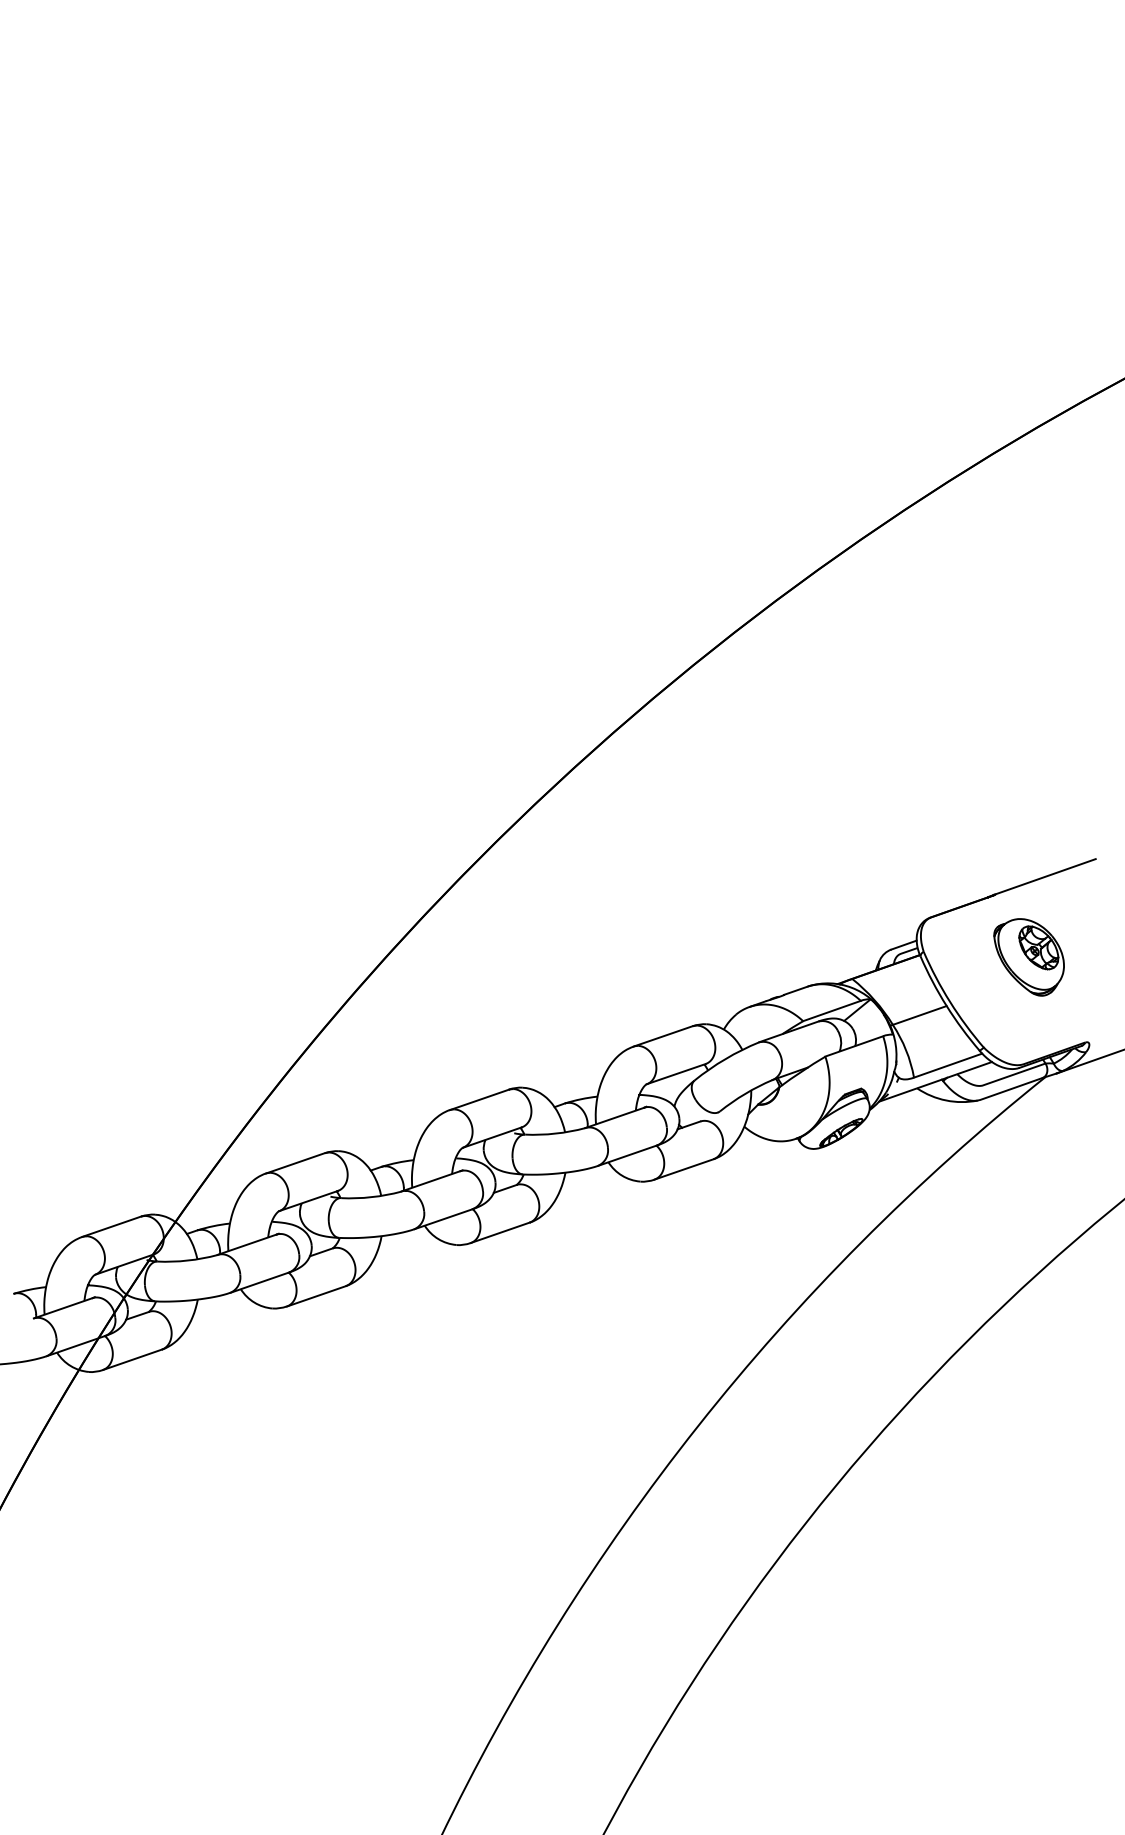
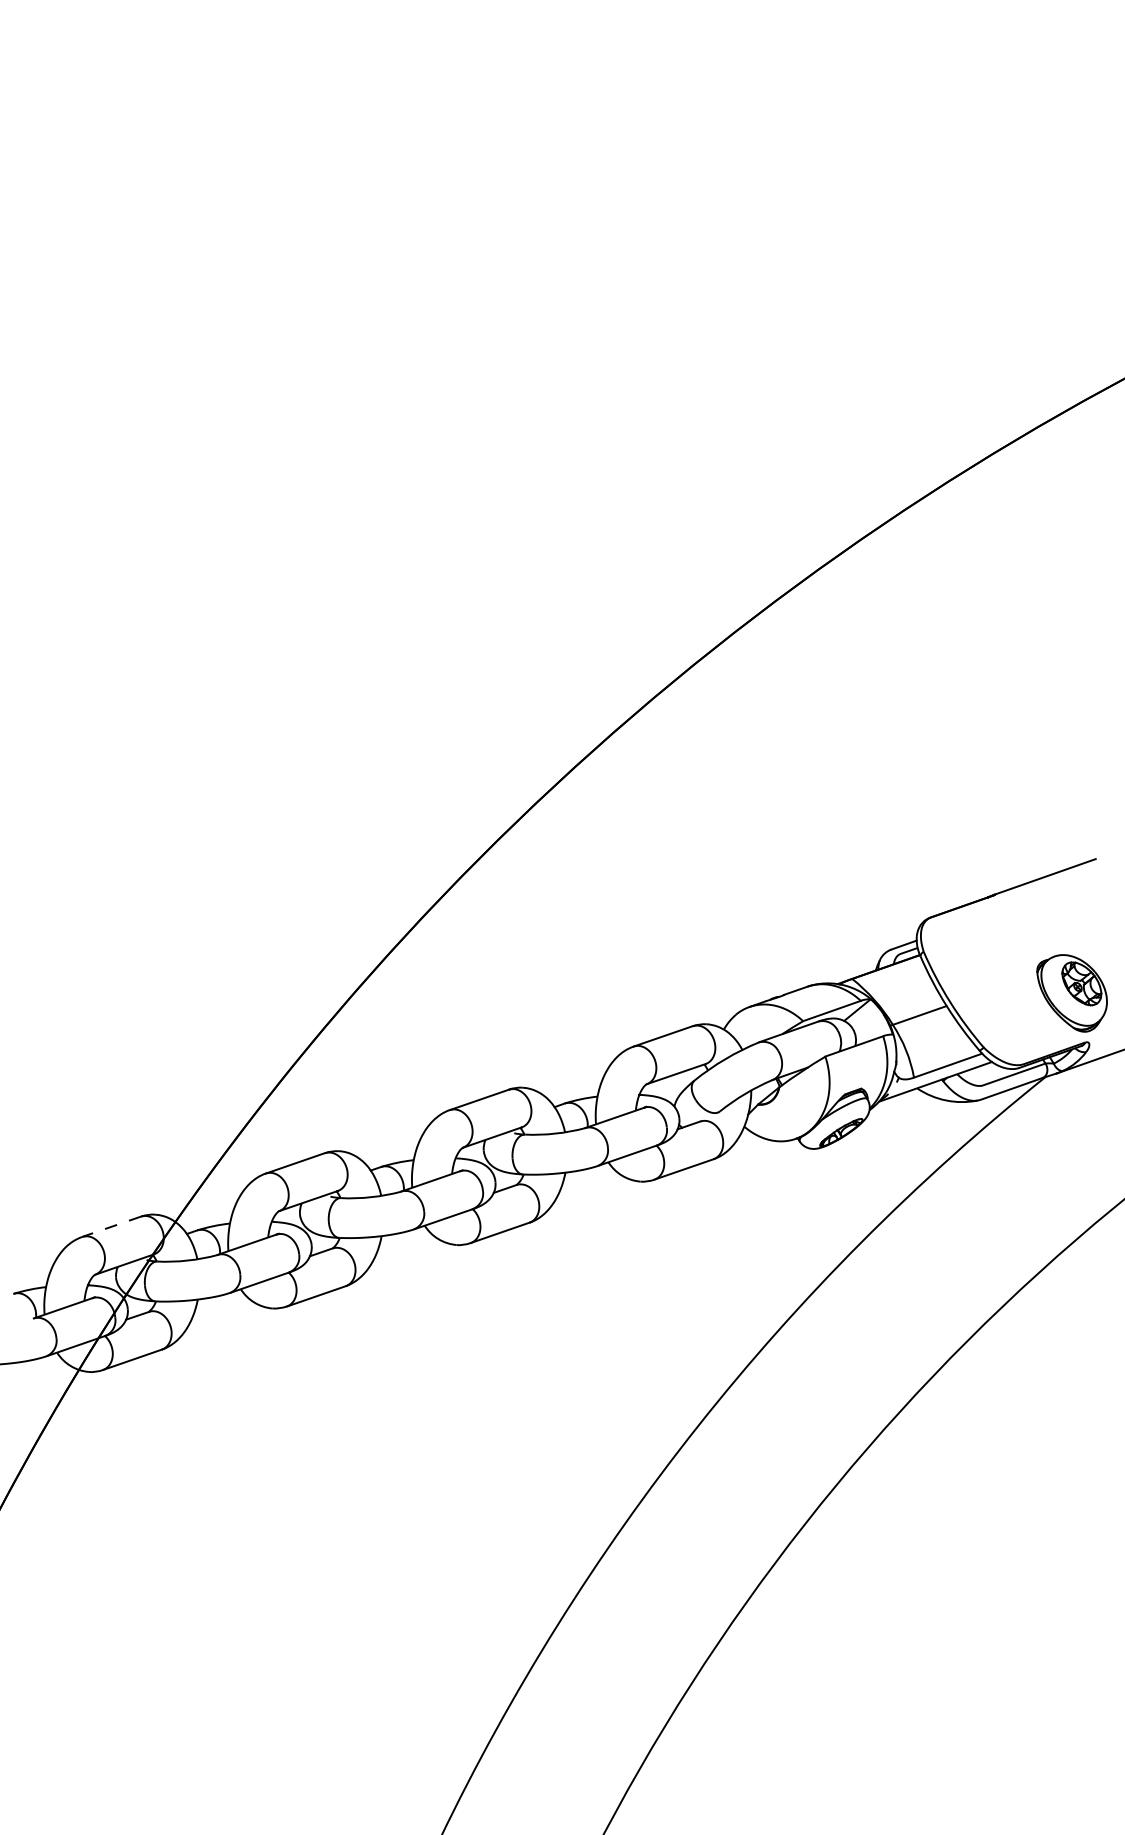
part position: (1028, 957) -> (1071, 993) (1071, 993)
line: solid -> dashed (111, 1226)
